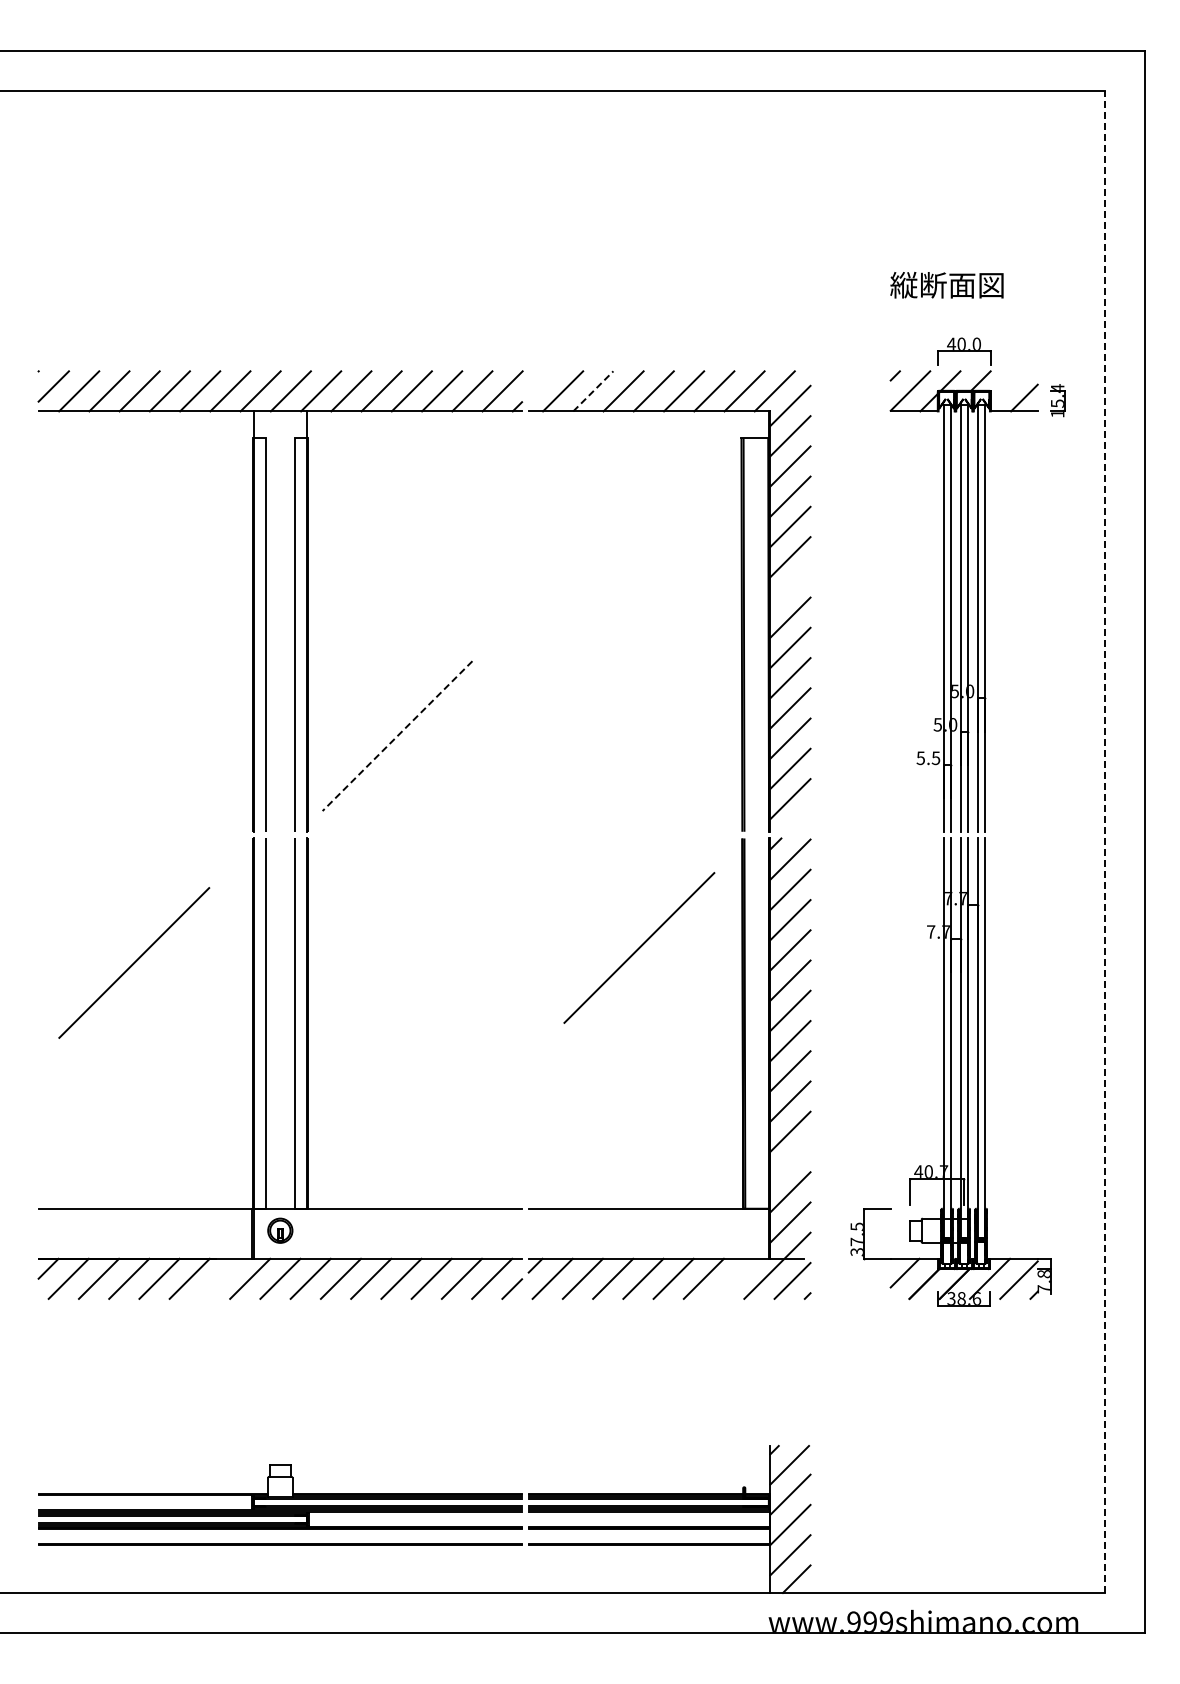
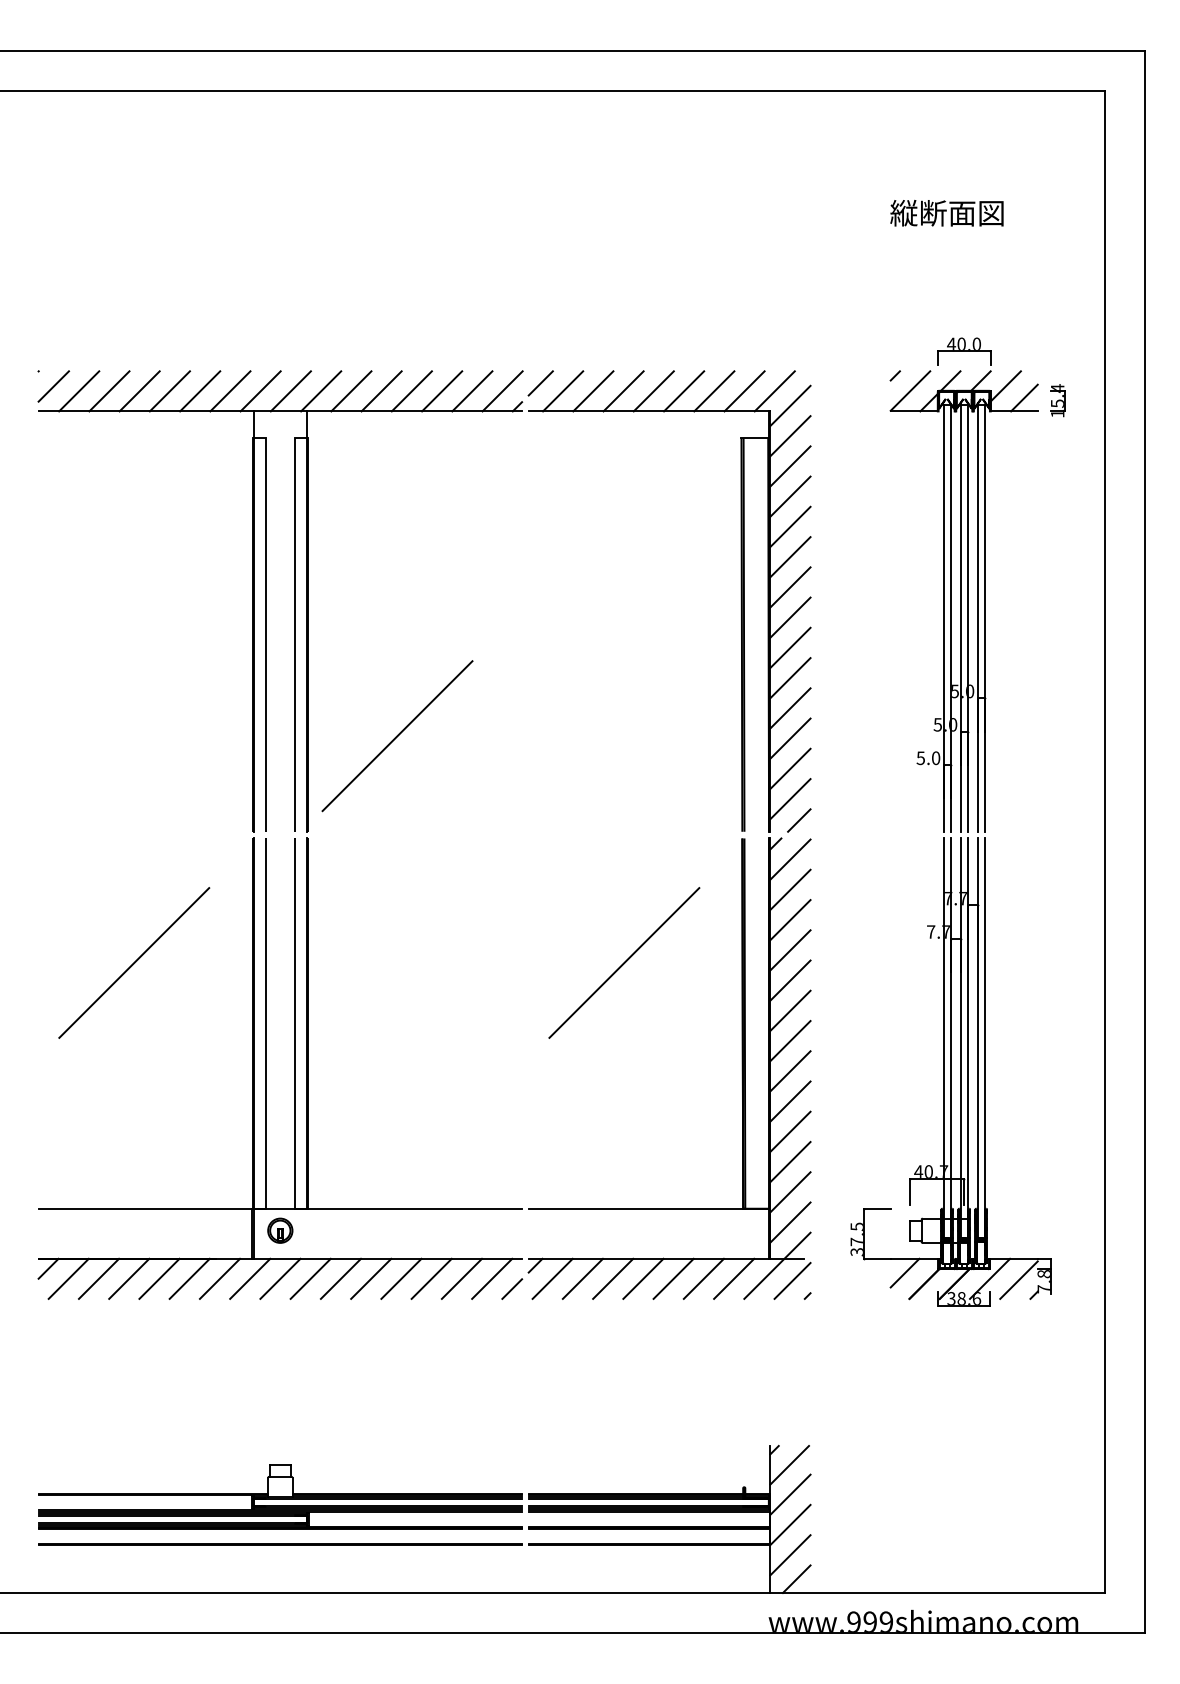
text position: (946, 285) -> (946, 213) (946, 213)
line: none -> present (540, 383)
line: none -> present (1005, 386)
line: dashed -> solid (593, 391)
line: none -> present (790, 587)
line: dashed -> solid (397, 736)
text: 5.5 -> 5.0 (935, 757)
line: none -> present (799, 820)
line: dashed -> solid (1104, 841)
line position: (639, 947) -> (624, 962) (624, 962)
line: none -> present (790, 1162)
line: none -> present (219, 1278)
line: none -> present (734, 1278)
